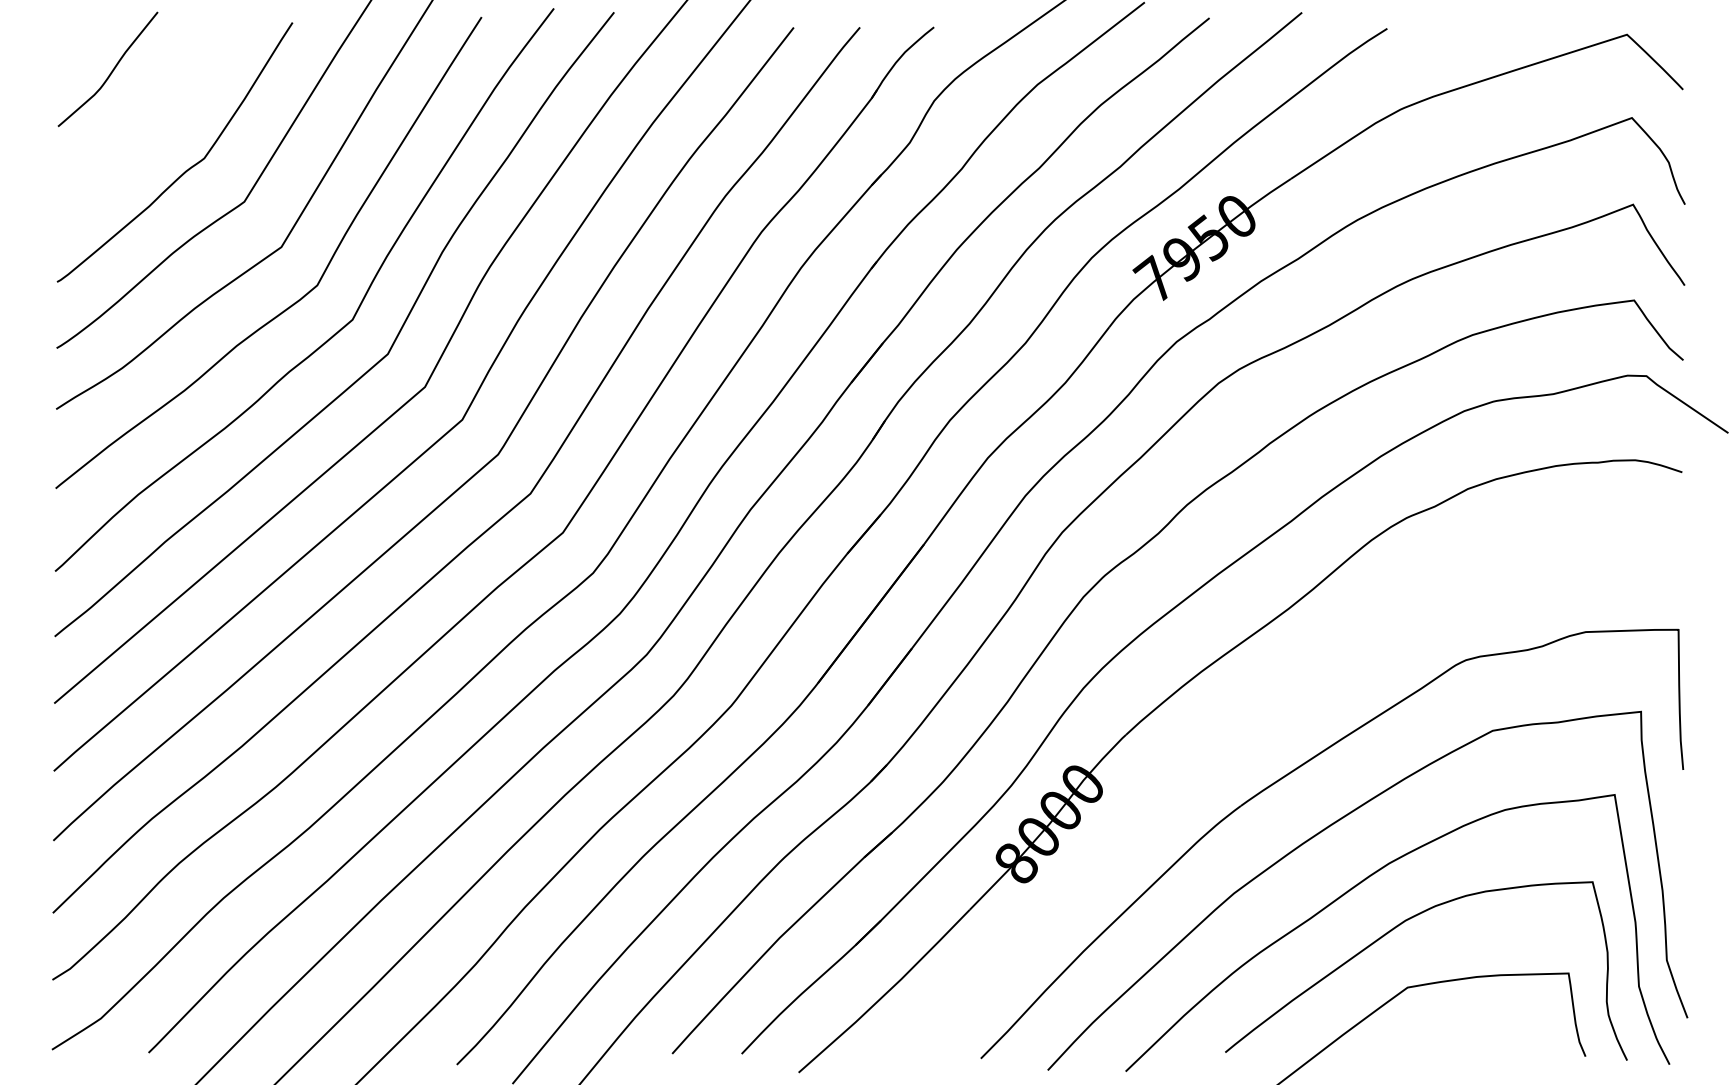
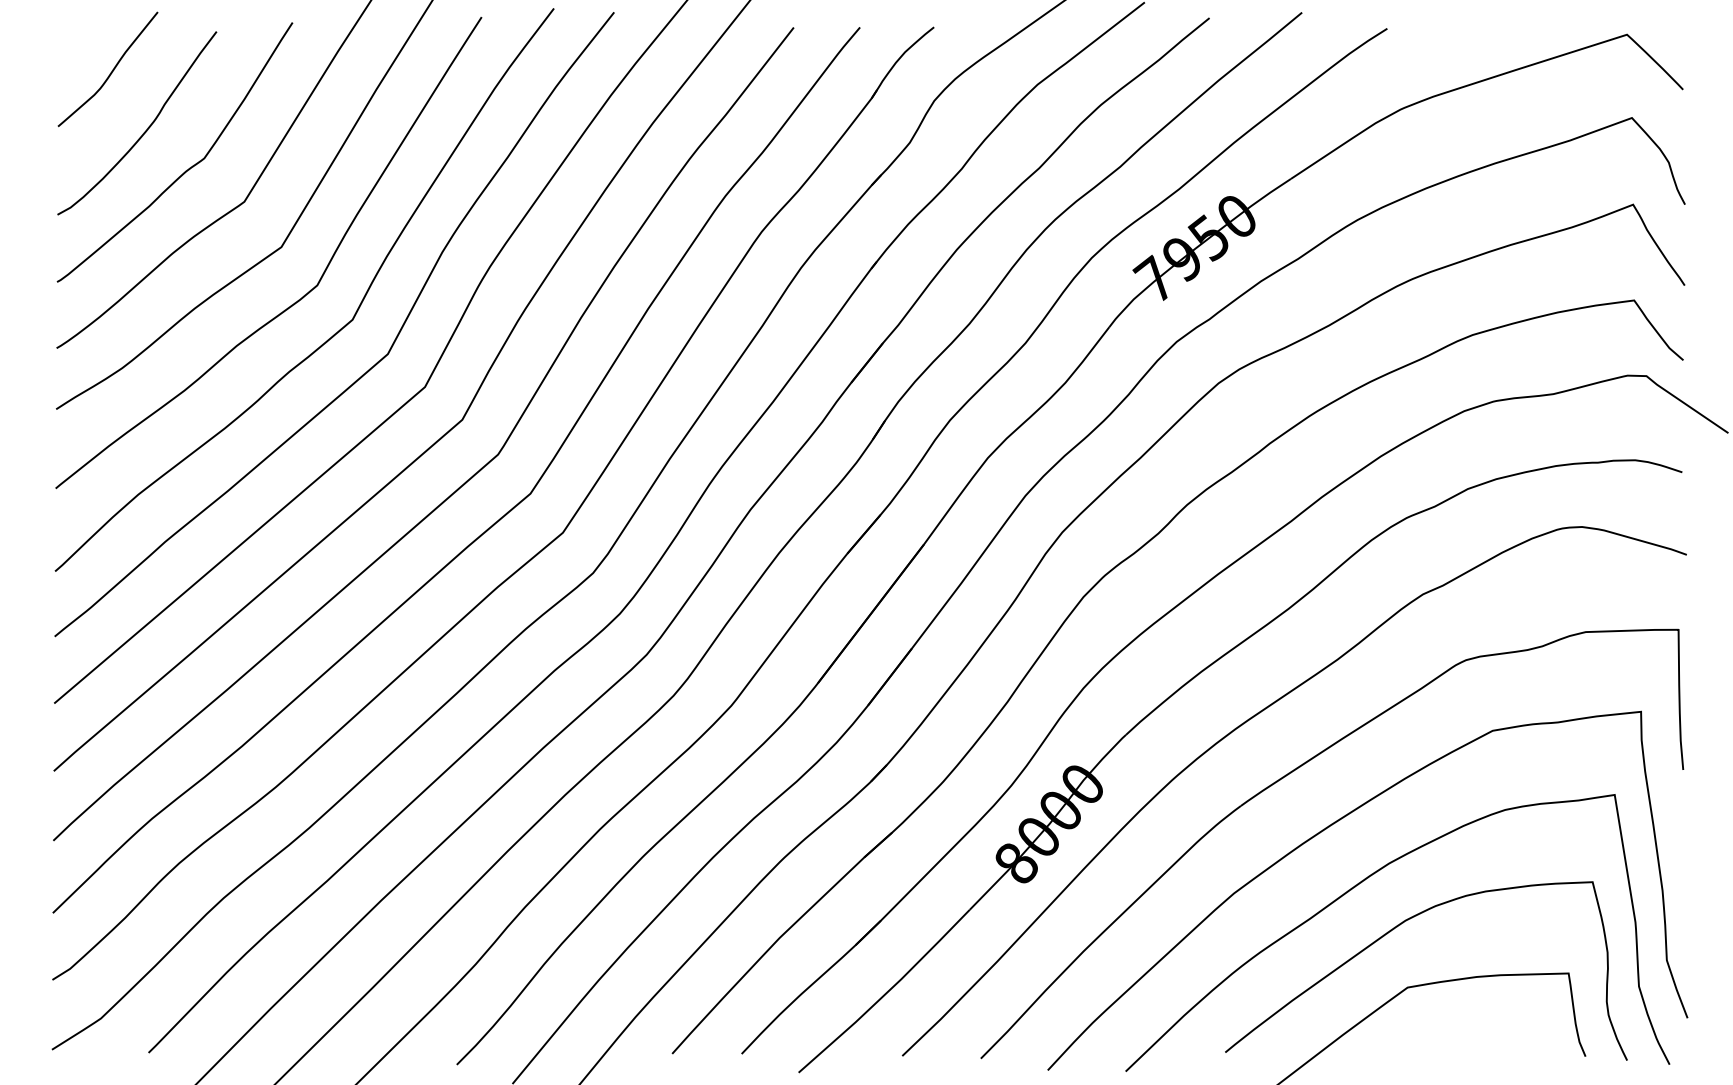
curve: none -> present (145, 130)
curve: none -> present (1248, 721)
